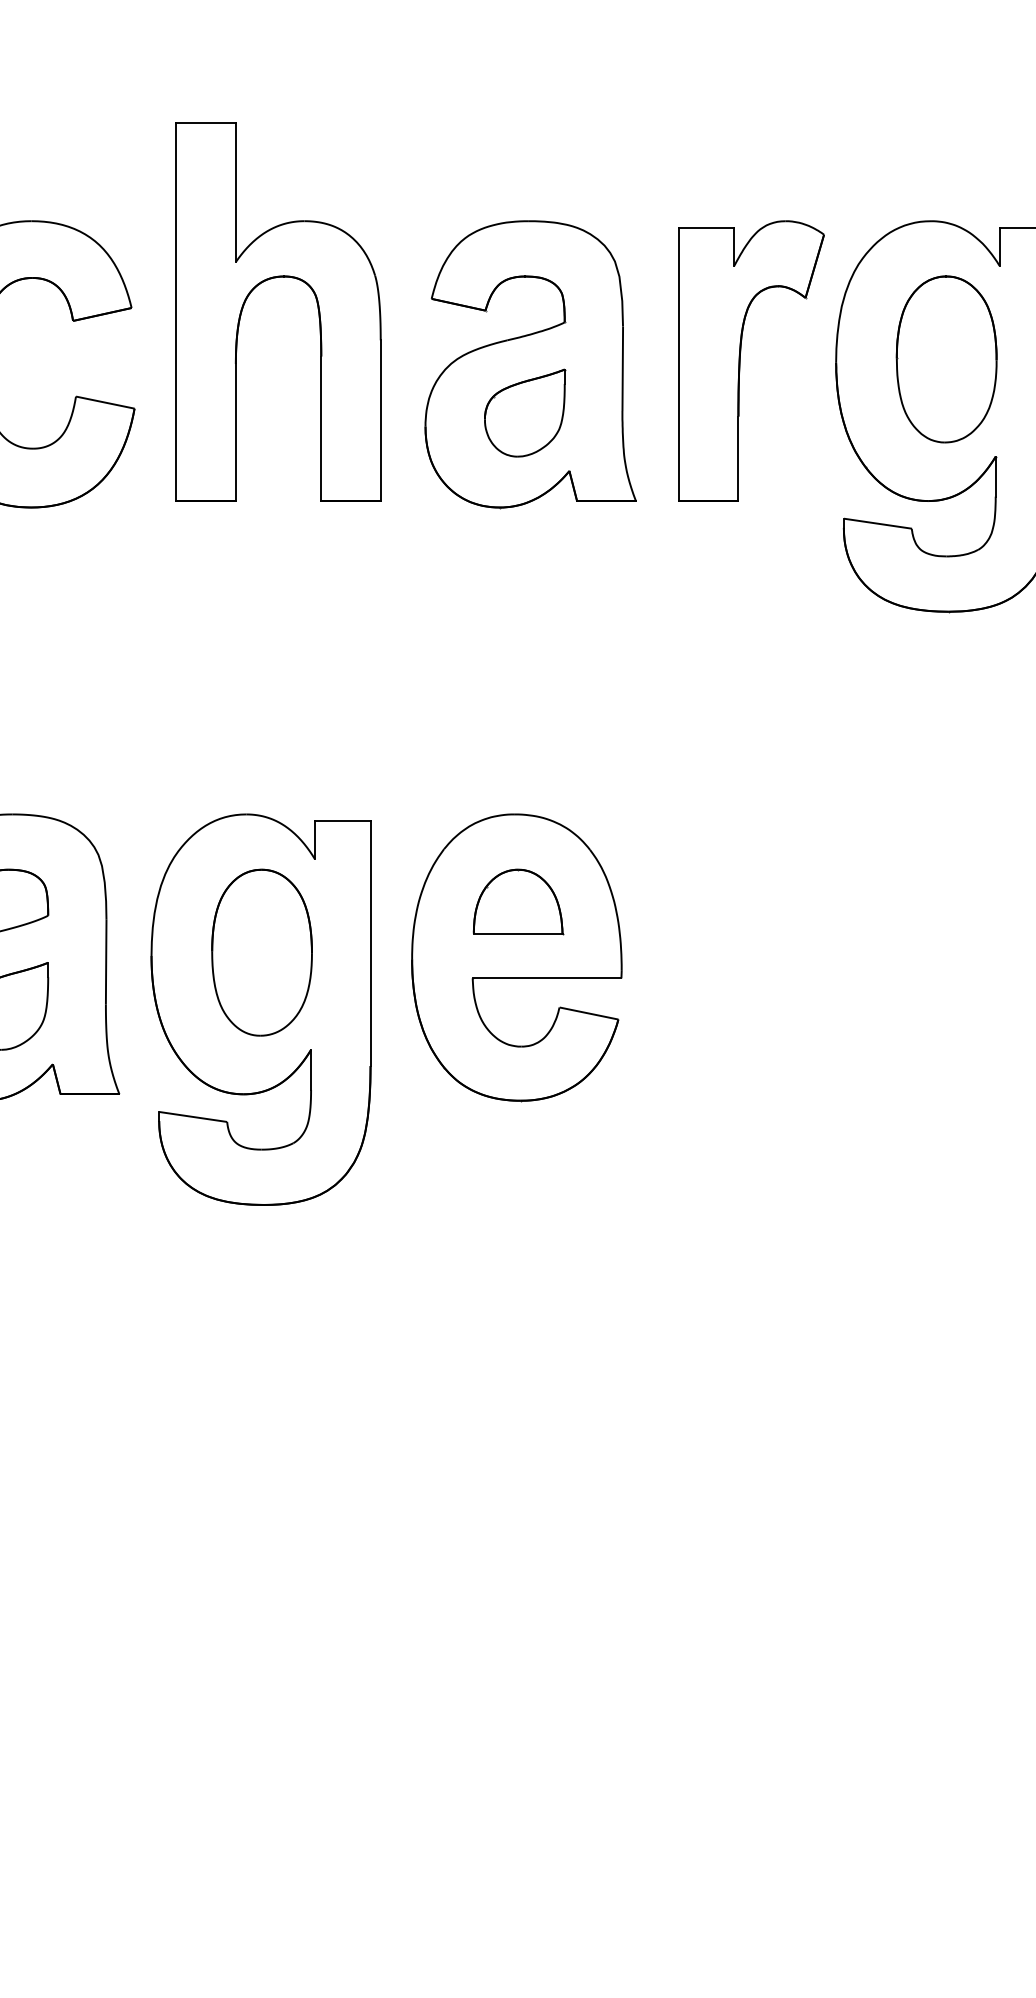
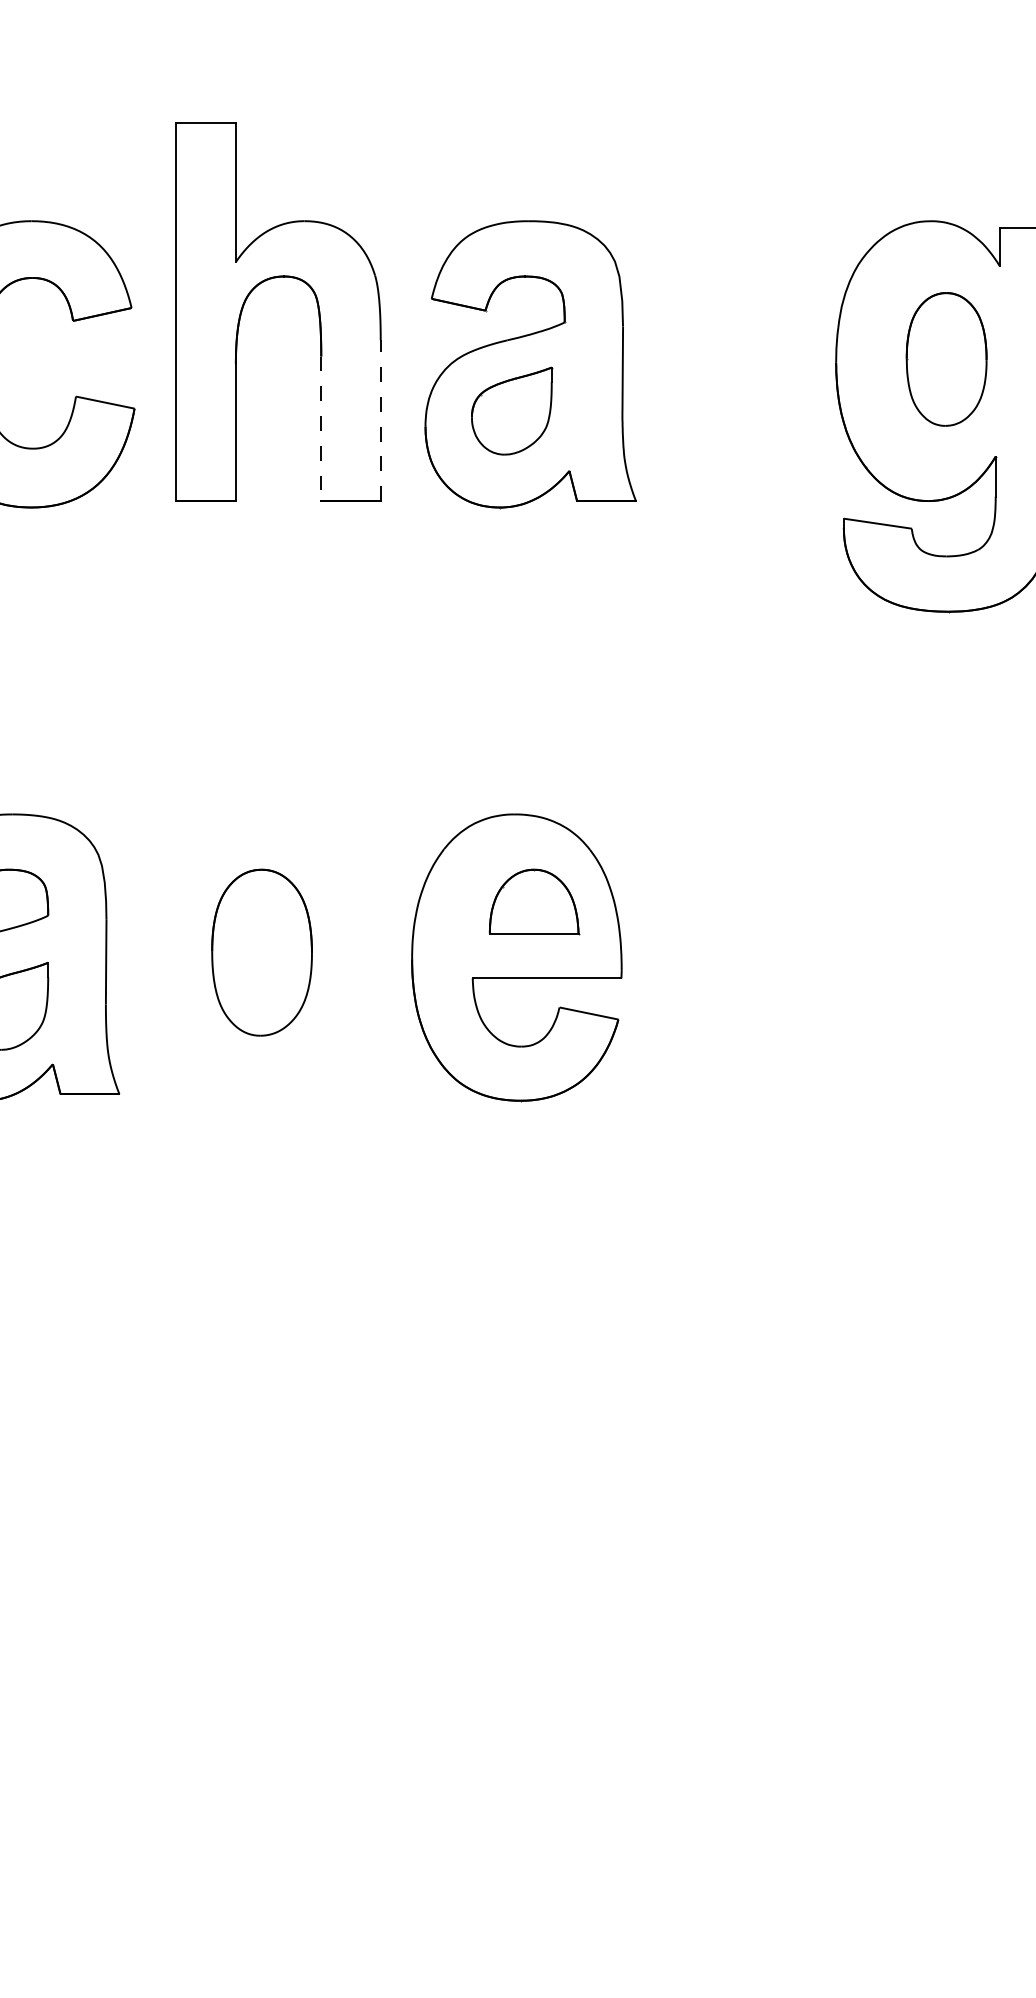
part size: 103x169 px -> 83x135 px (946, 359)
part: present -> none (740, 360)
part position: (525, 412) -> (512, 410) (512, 410)
line: solid -> dashed (380, 420)
line: solid -> dashed (321, 429)
part position: (518, 901) -> (534, 901) (534, 901)
part: present -> none (260, 1009)
